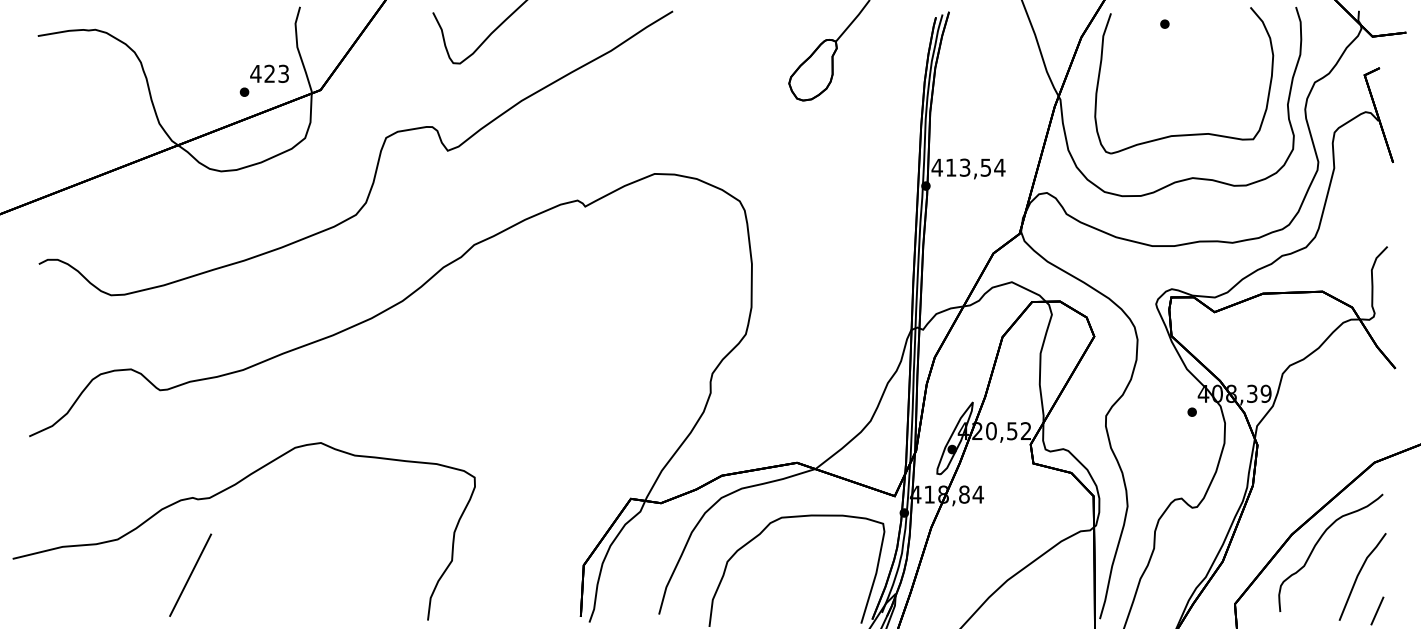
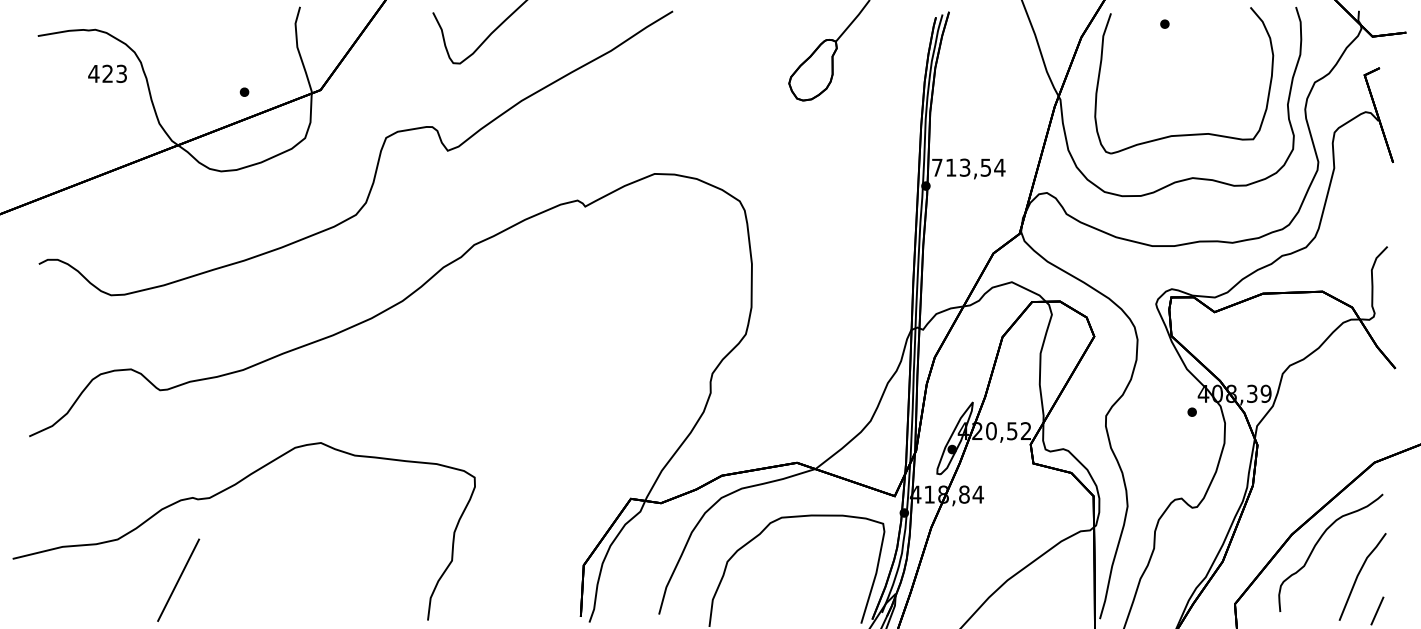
text position: (269, 73) -> (107, 73) (107, 73)
text: 413,54 -> 713,54 (936, 167)
line position: (190, 574) -> (178, 579) (178, 579)
